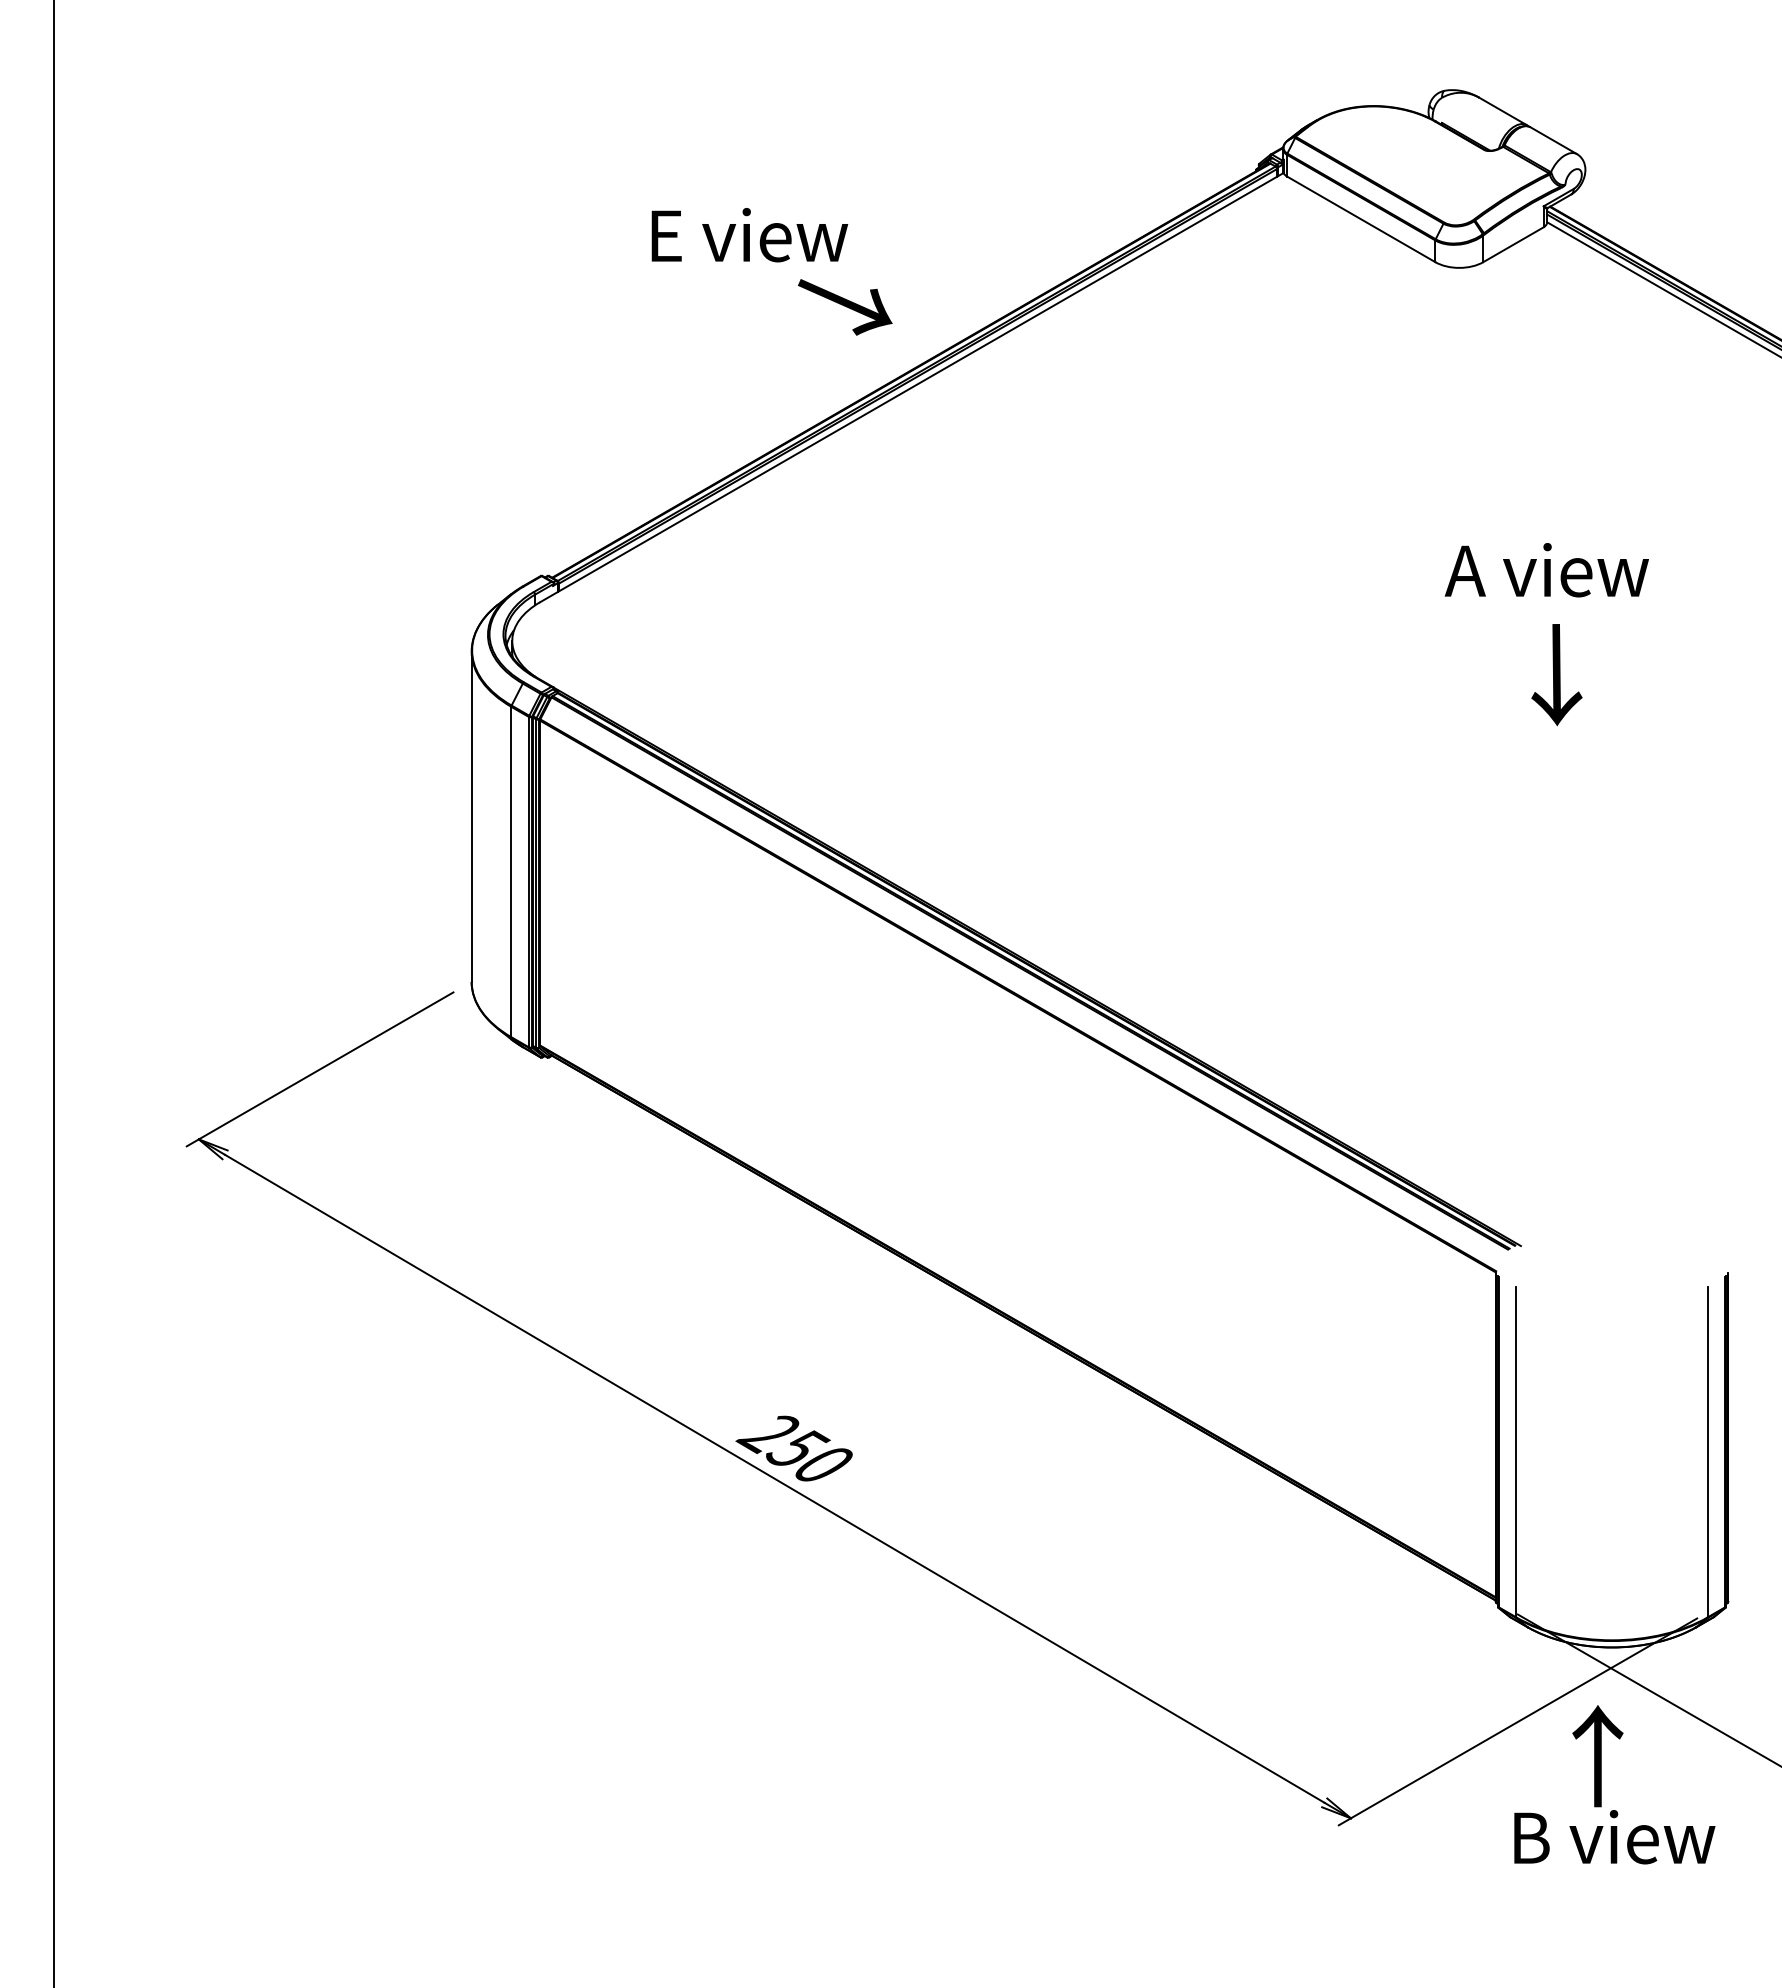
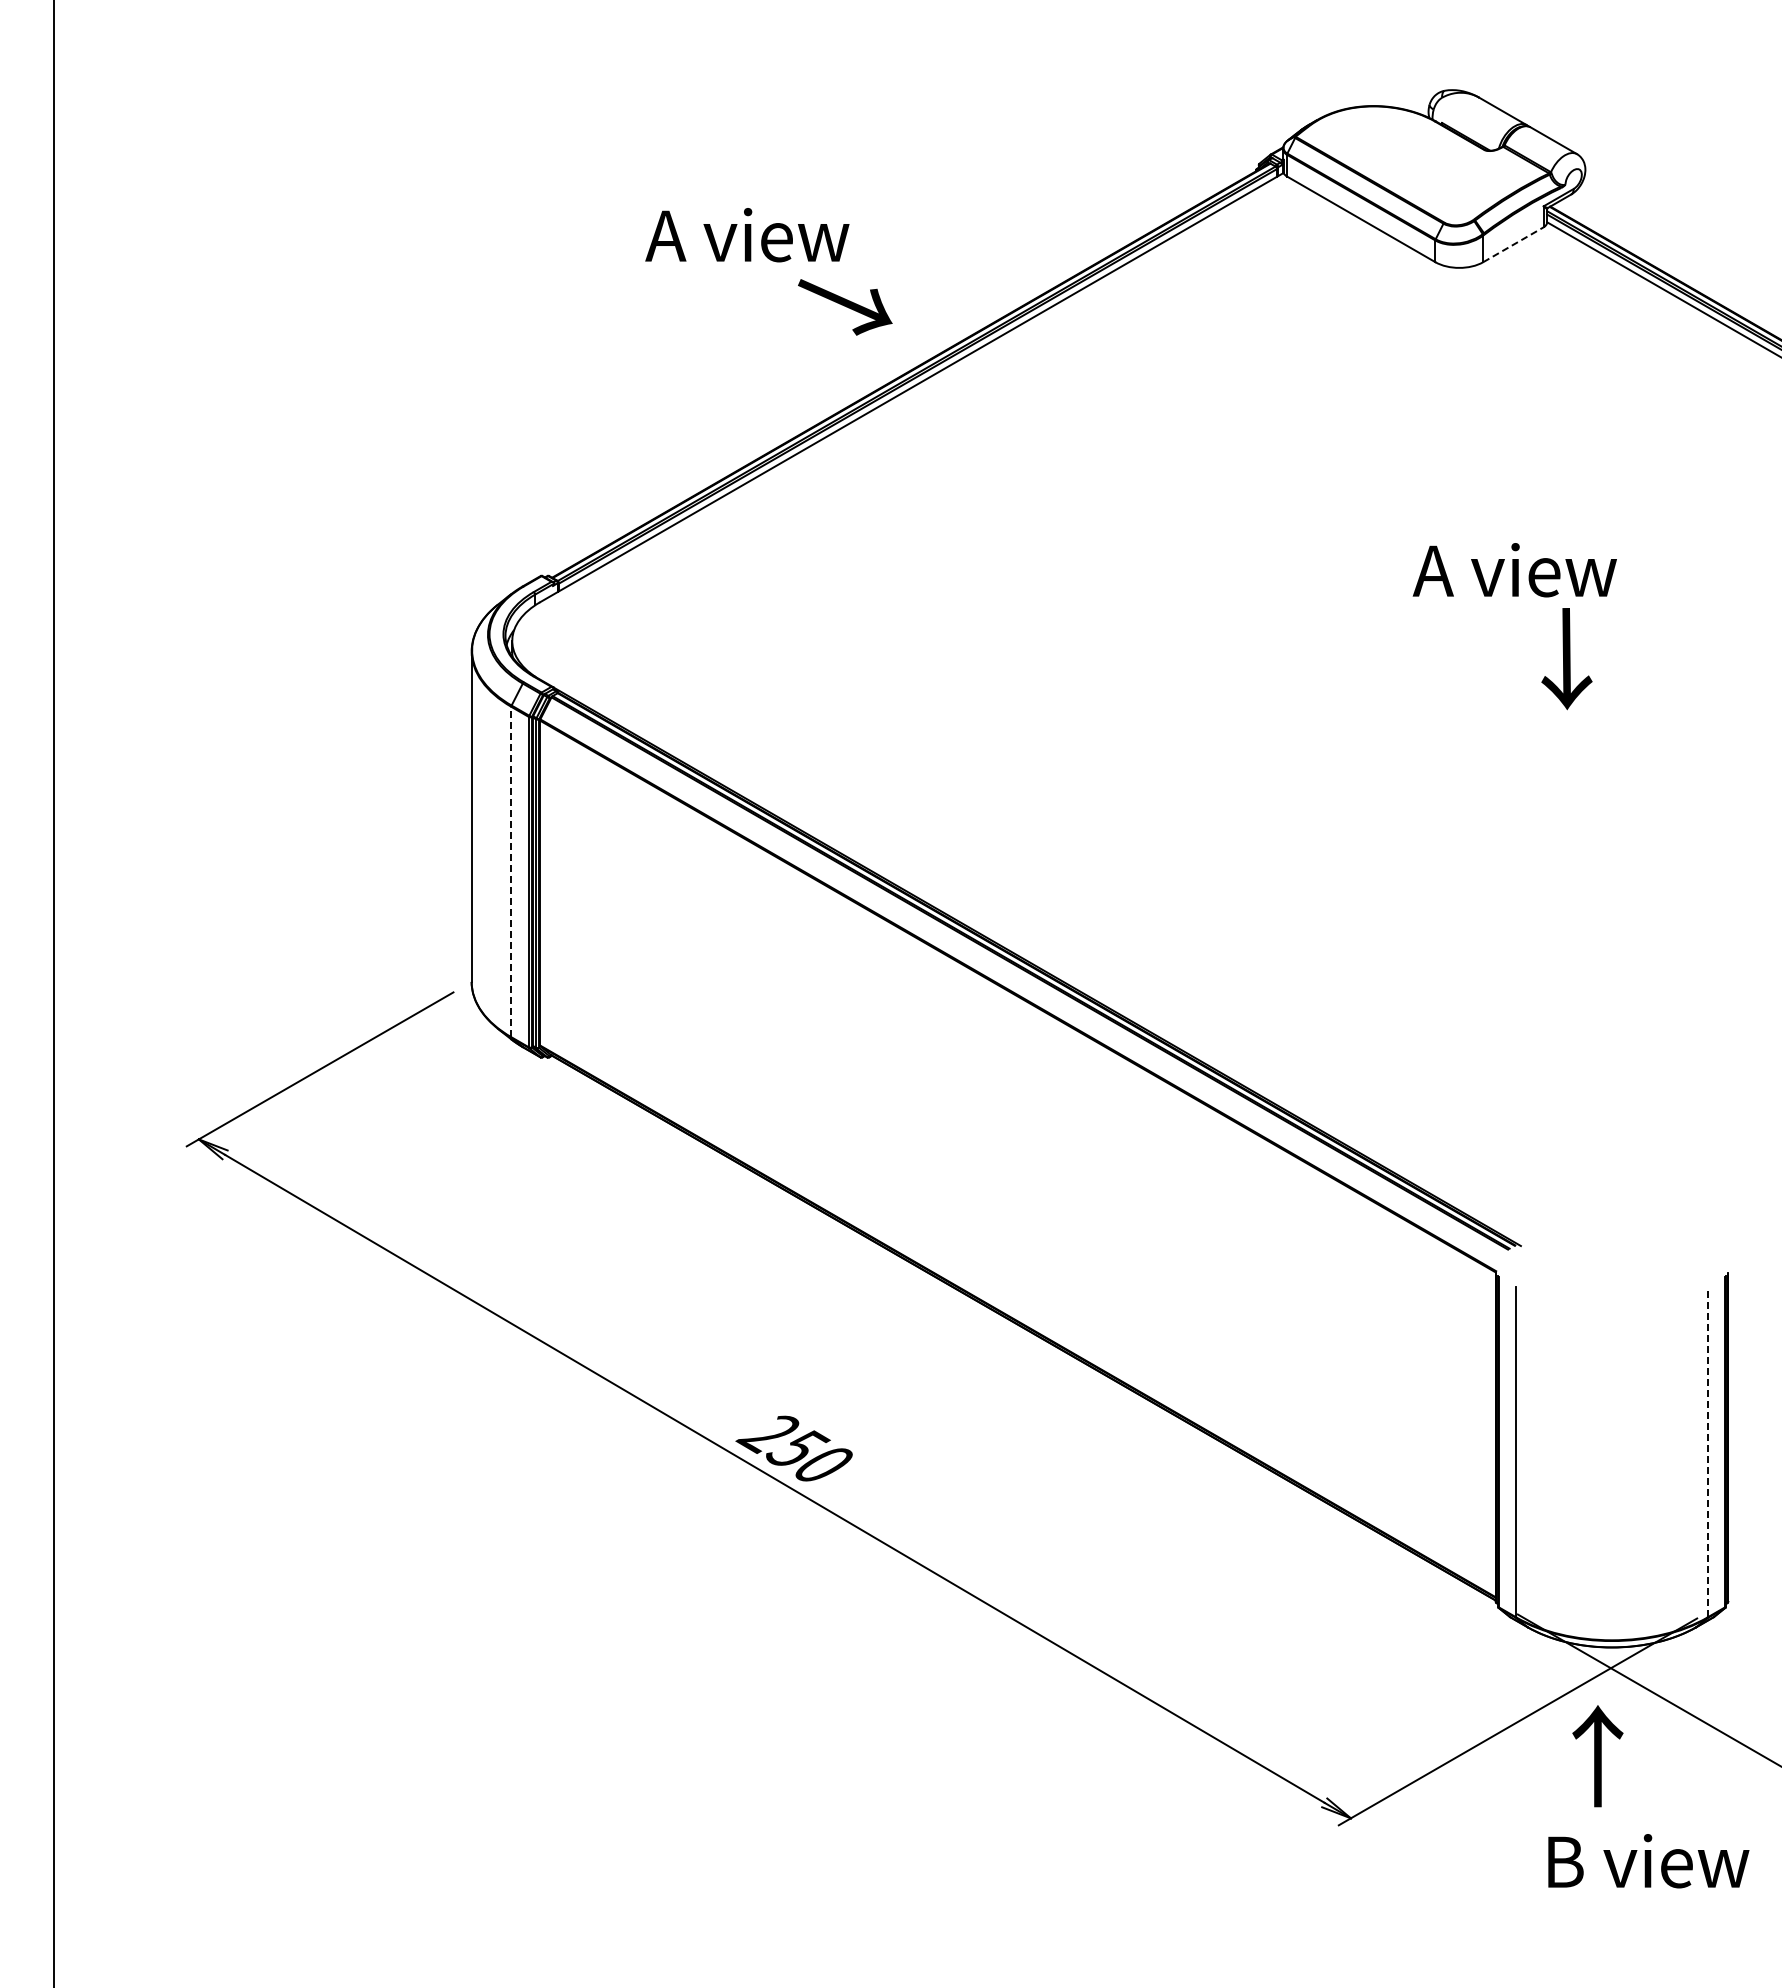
text: E view -> A view (747, 235)
line: solid -> dashed (1513, 244)
text position: (1546, 570) -> (1514, 570) (1514, 570)
text position: (1556, 675) -> (1566, 659) (1566, 659)
line: solid -> dashed (511, 871)
line: solid -> dashed (1707, 1451)
text position: (1614, 1837) -> (1648, 1861) (1648, 1861)
